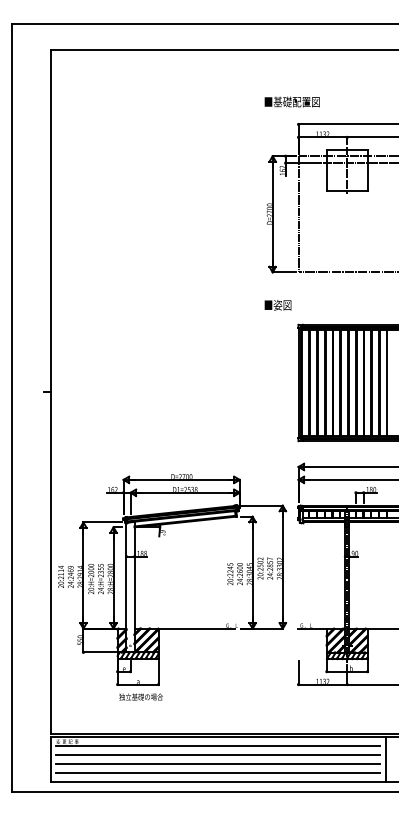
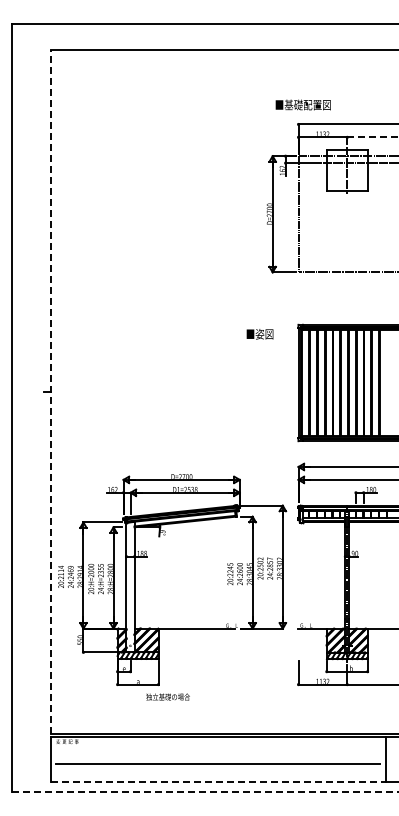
text position: (291, 101) -> (302, 104) (302, 104)
line: solid -> dashed (373, 137)
text position: (277, 305) -> (259, 334) (259, 334)
line: present -> none (386, 382)
line: solid -> dashed (50, 391)
text position: (140, 696) -> (167, 696) (167, 696)
line: present -> none (217, 745)
line: present -> none (217, 754)
line: present -> none (217, 772)
line: solid -> dashed (218, 781)
line: solid -> dashed (205, 791)
